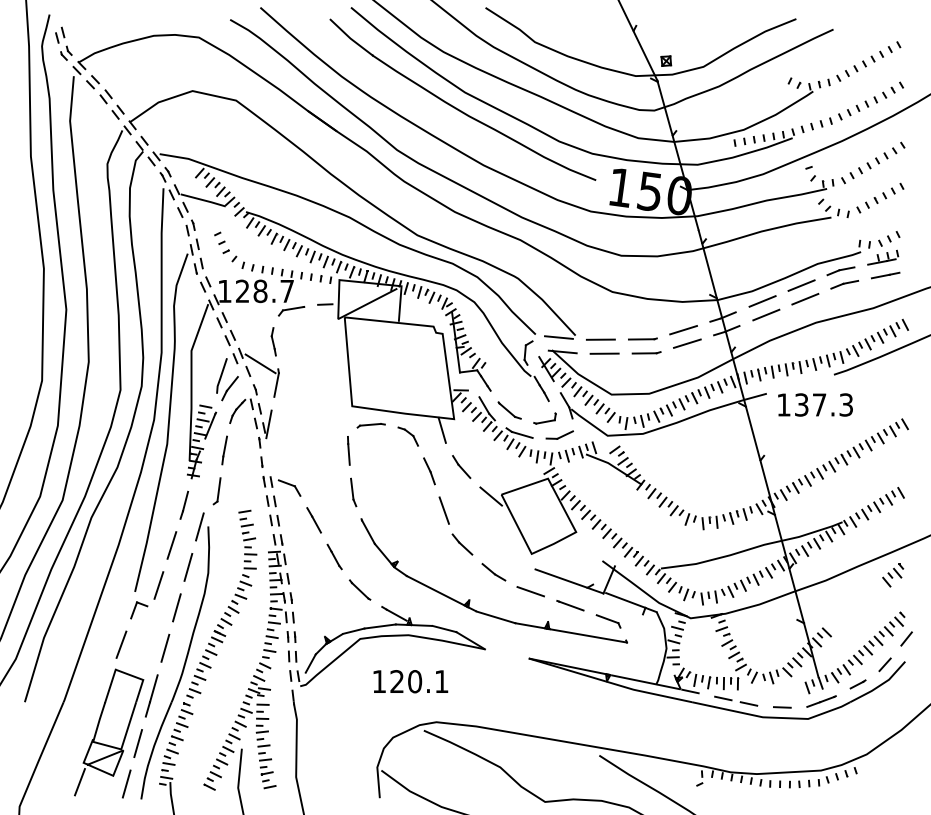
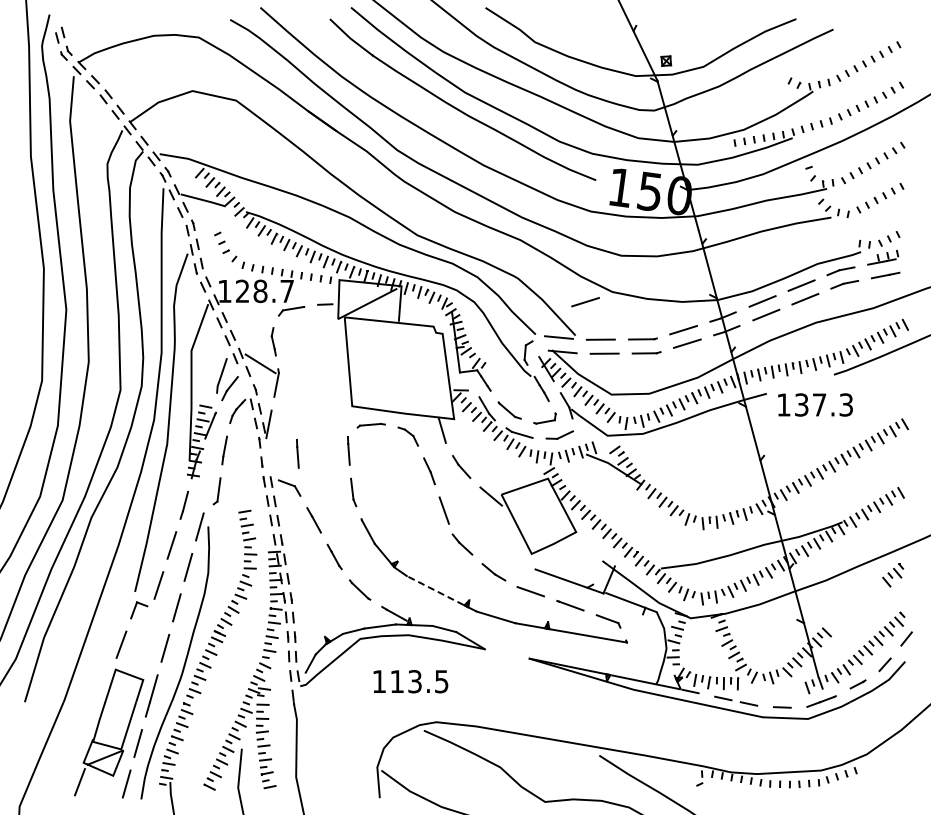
line: none -> present (585, 302)
line: none -> present (297, 453)
line: solid -> dashed (435, 590)
text: 120.1 -> 113.5 (419, 681)
